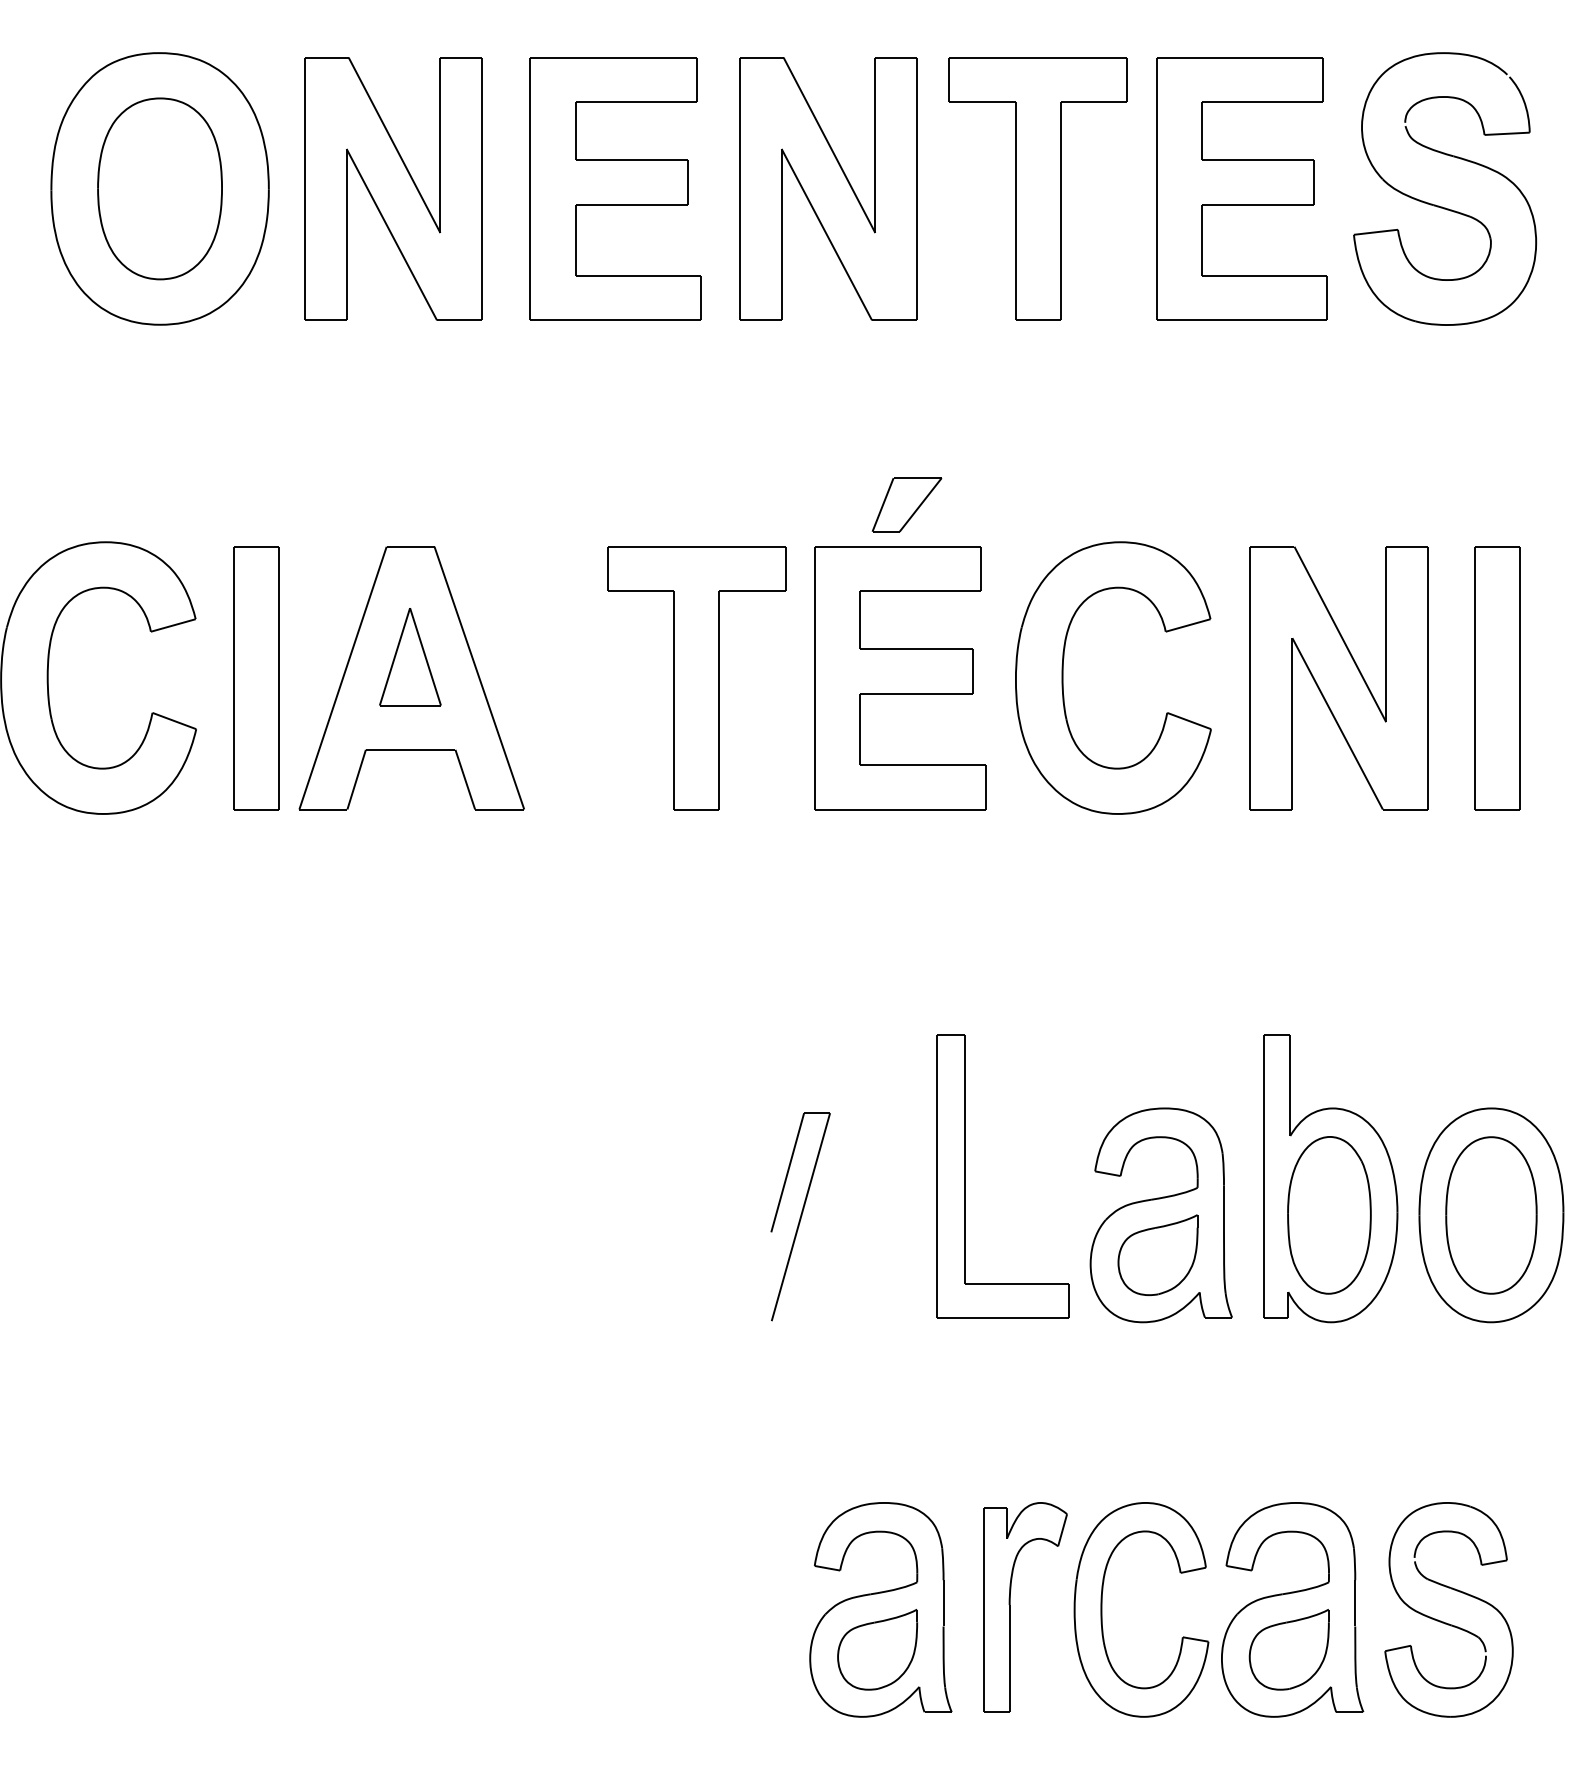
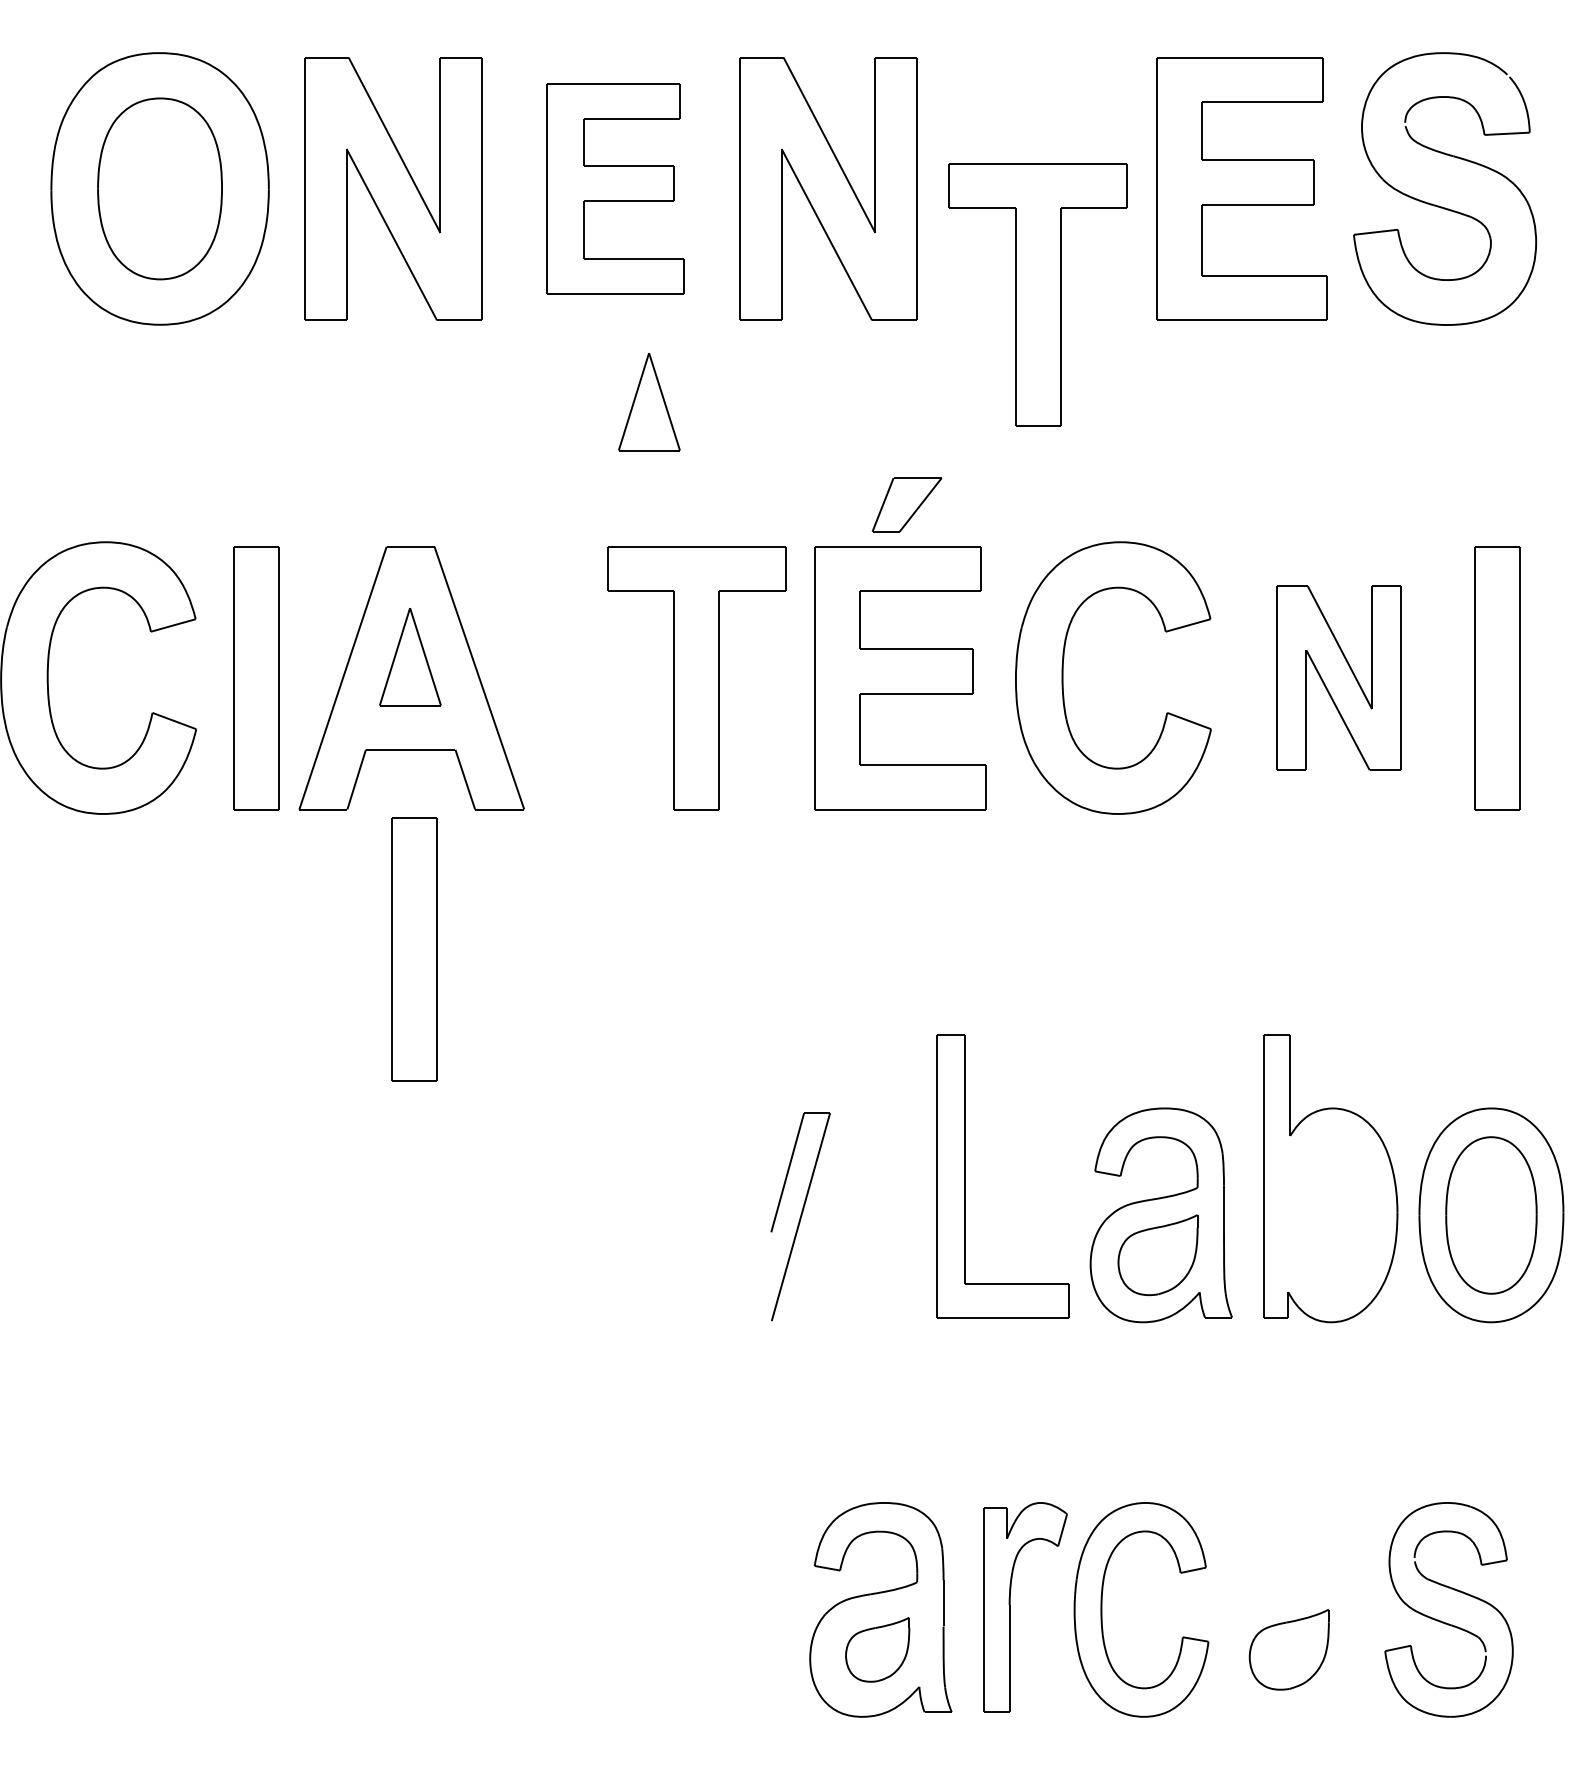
part size: 173x264 px -> 139x212 px (615, 188)
part position: (1037, 188) -> (1037, 294) (1037, 294)
part: none -> present (649, 402)
part size: 180x265 px -> 126x186 px (1338, 677)
part: none -> present (414, 949)
part: present -> none (1329, 1215)
part: present -> none (1292, 1609)
part size: 82x82 px -> 66x66 px (877, 1649)
